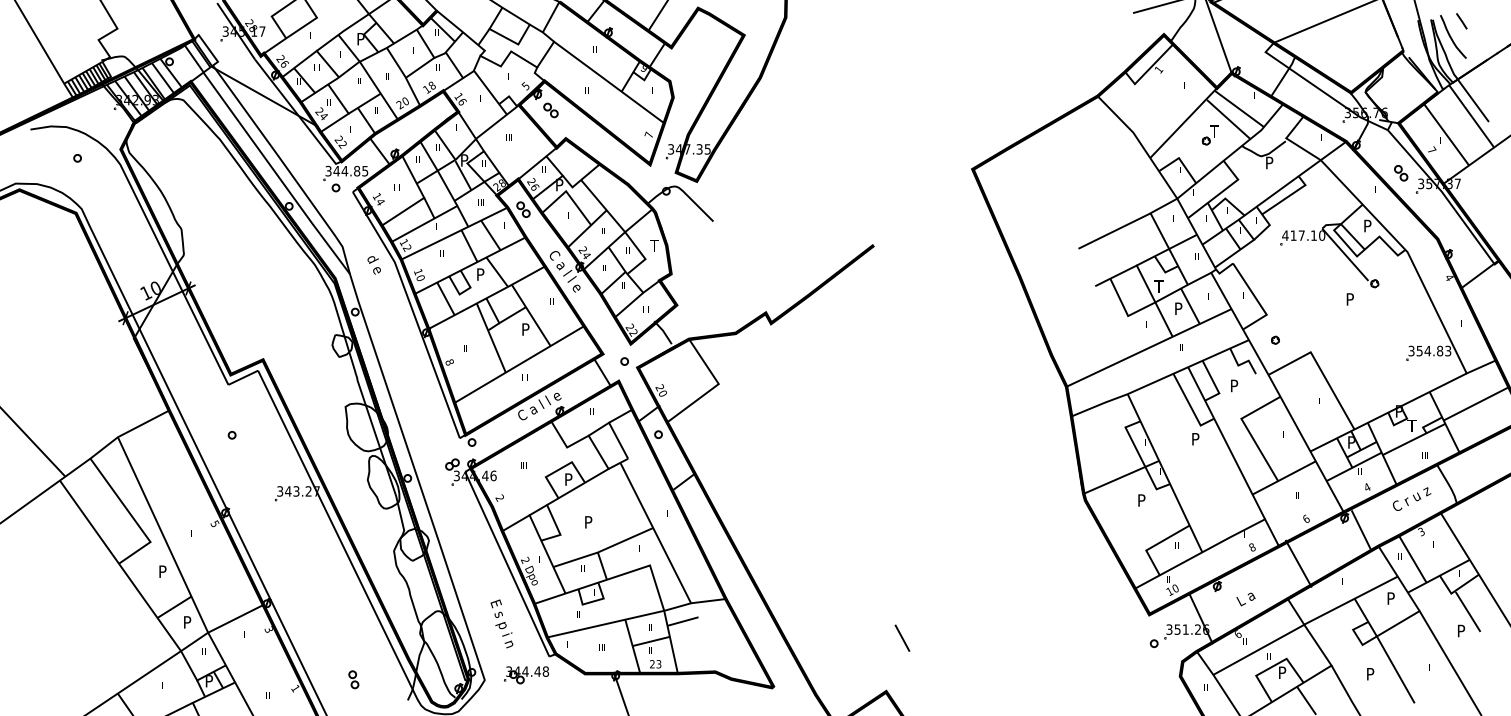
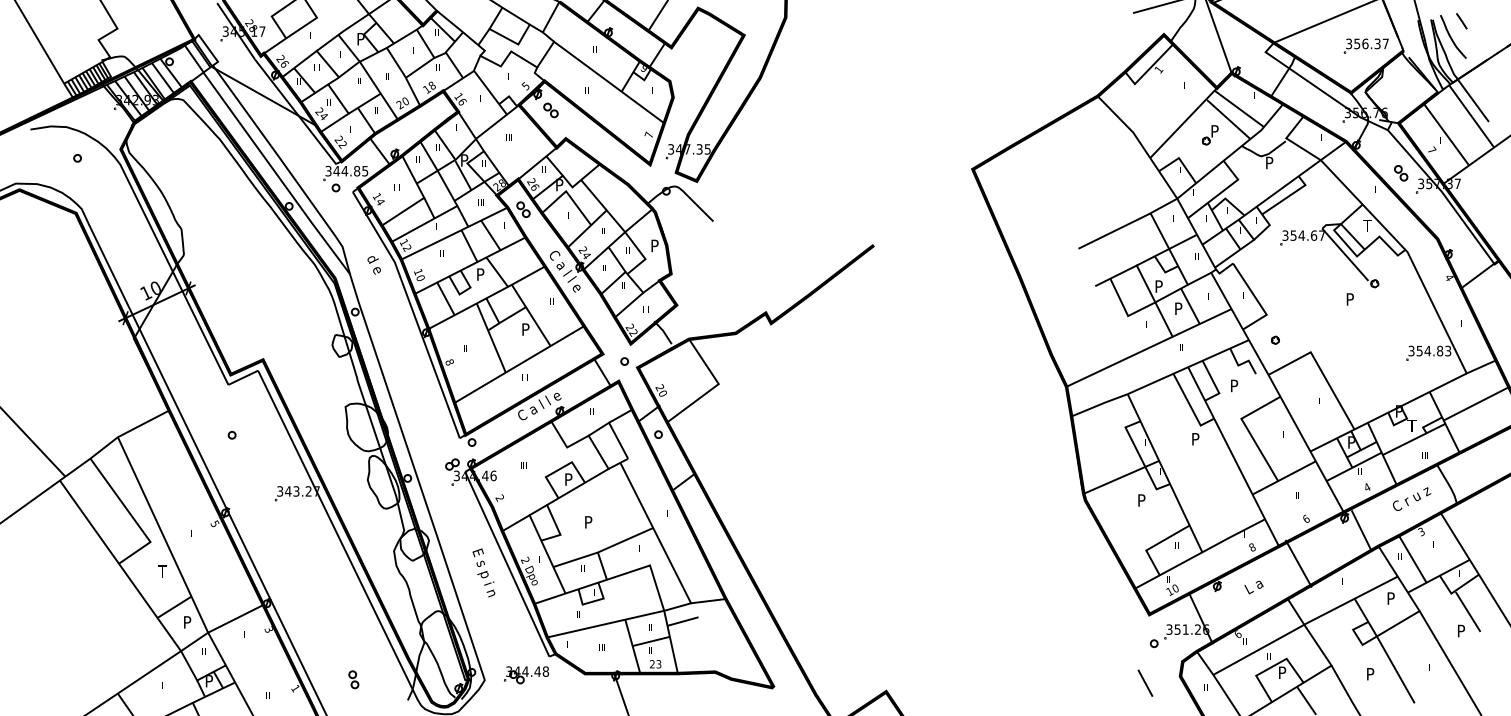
part: none -> present (1365, 45)
text: T -> P (1214, 131)
text: P -> T (1367, 225)
text: 417.10 -> 354.67 (1303, 235)
text: T -> P (654, 245)
text: T -> P (1158, 286)
text: P -> T (162, 571)
text position: (1245, 599) -> (1253, 587) (1253, 587)
text position: (501, 623) -> (483, 572) (483, 572)
line position: (902, 637) -> (1145, 682) (1145, 682)
